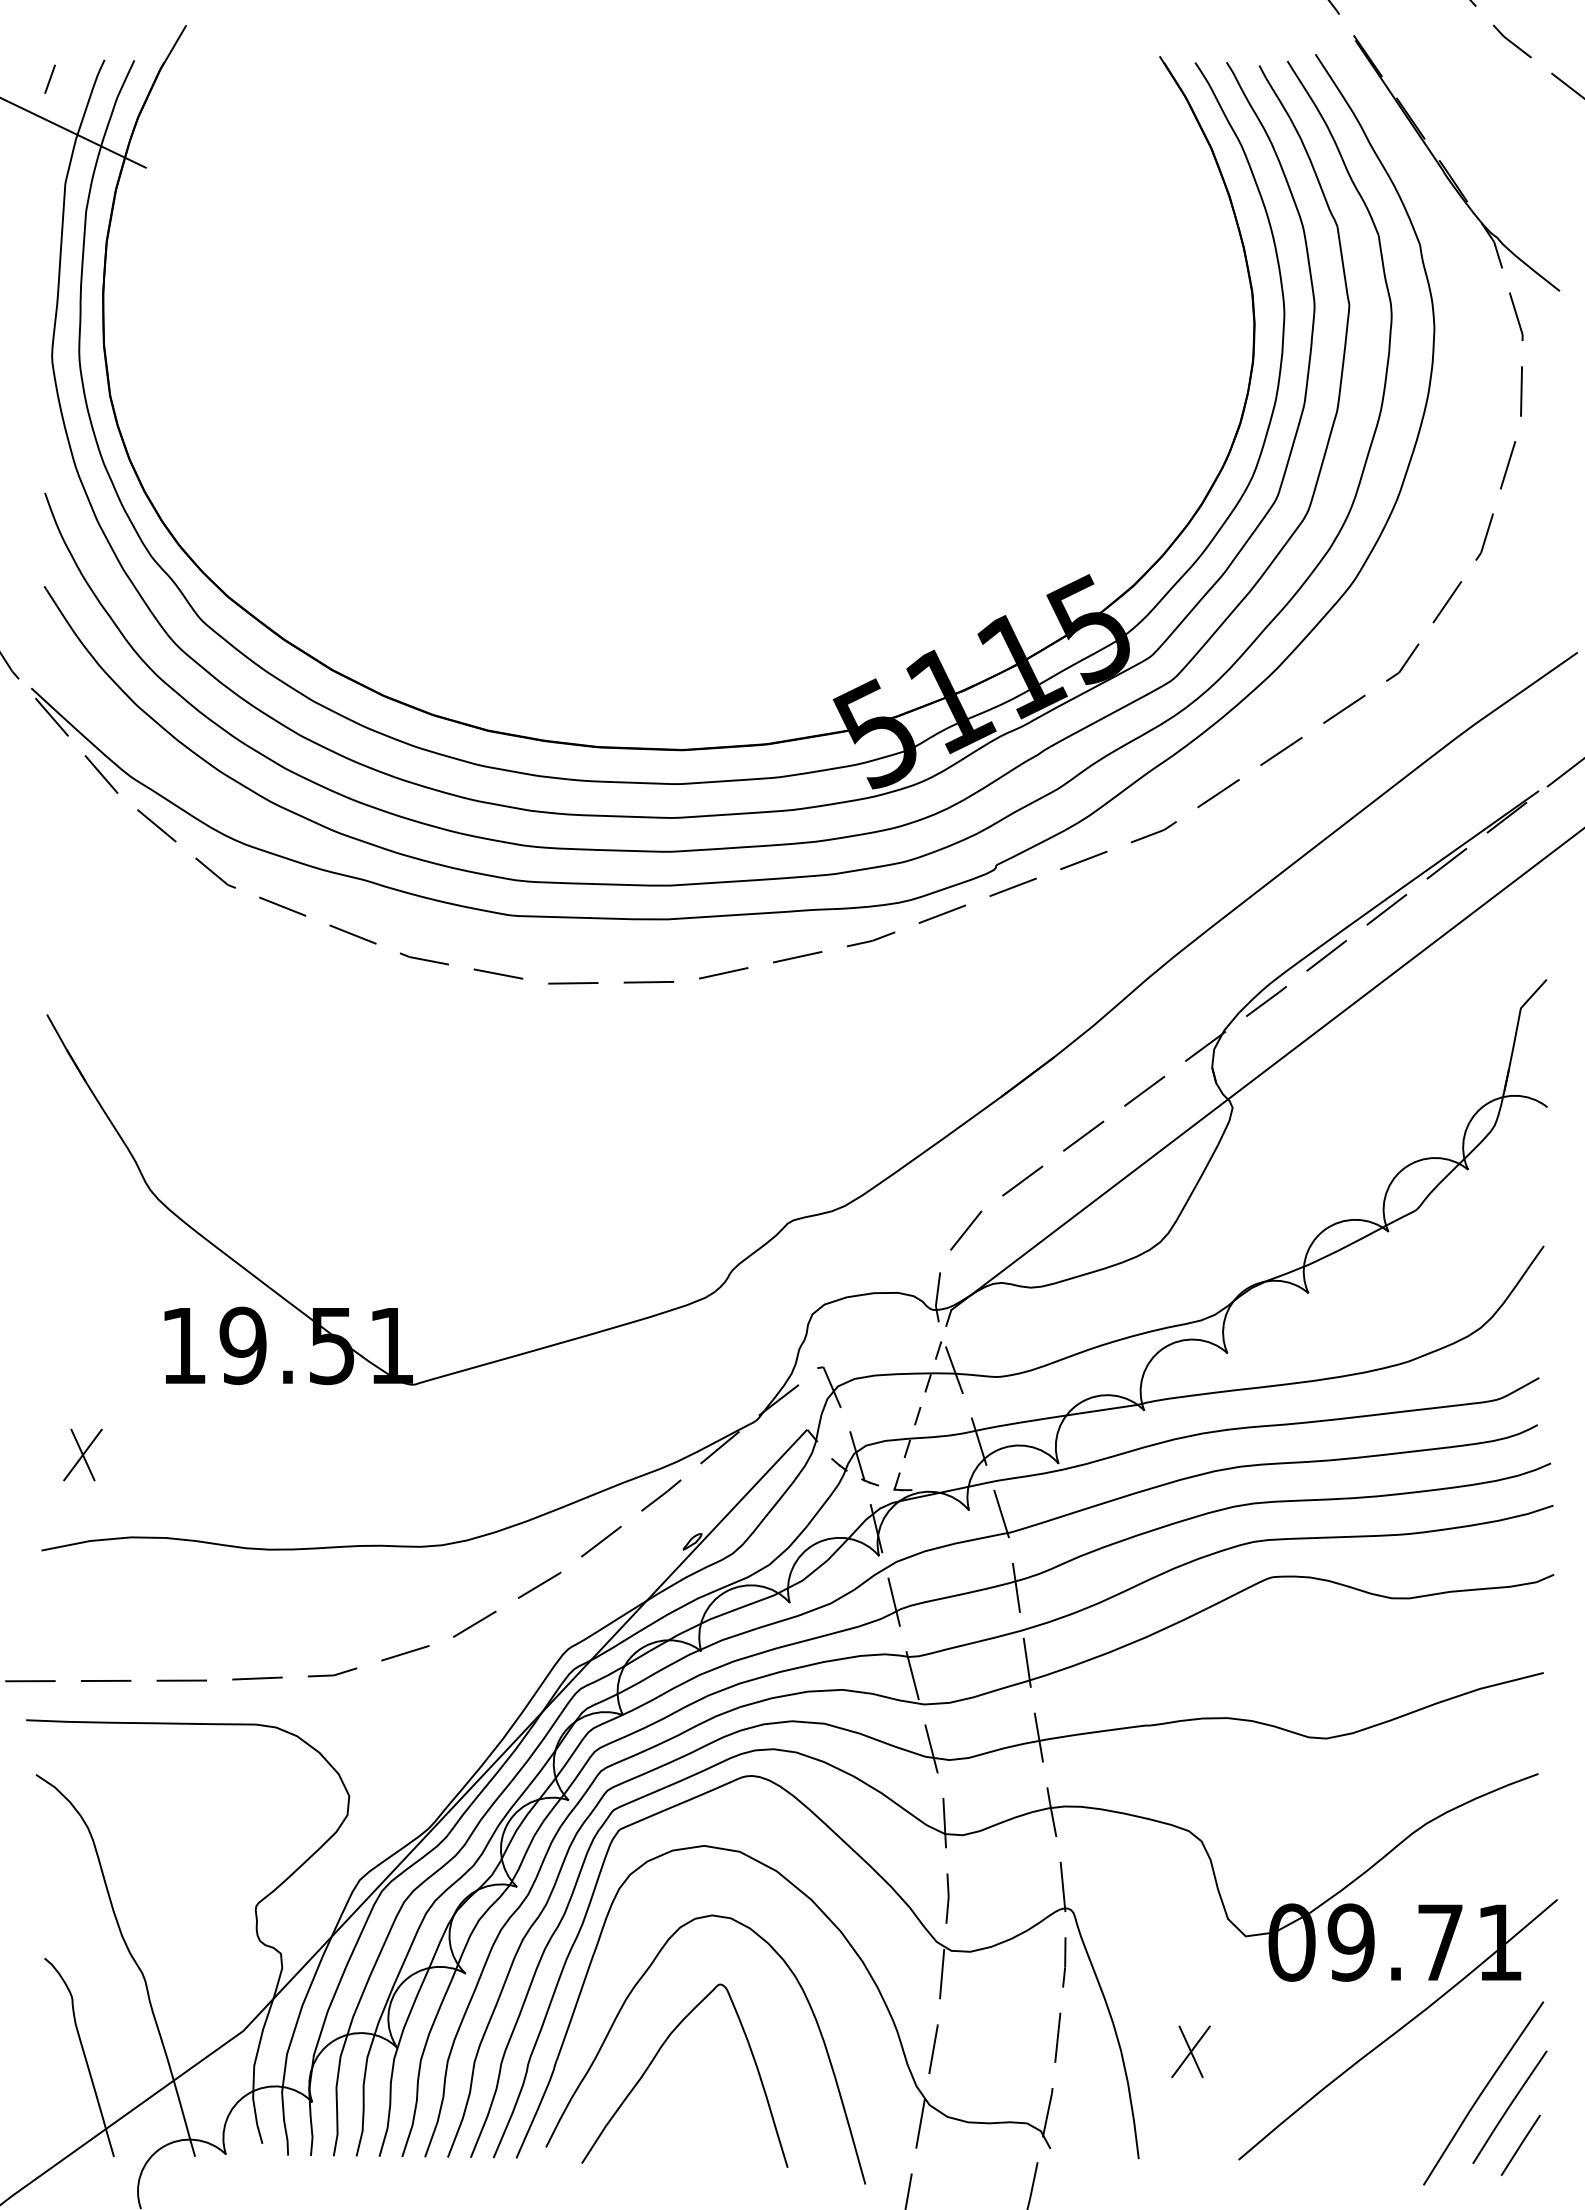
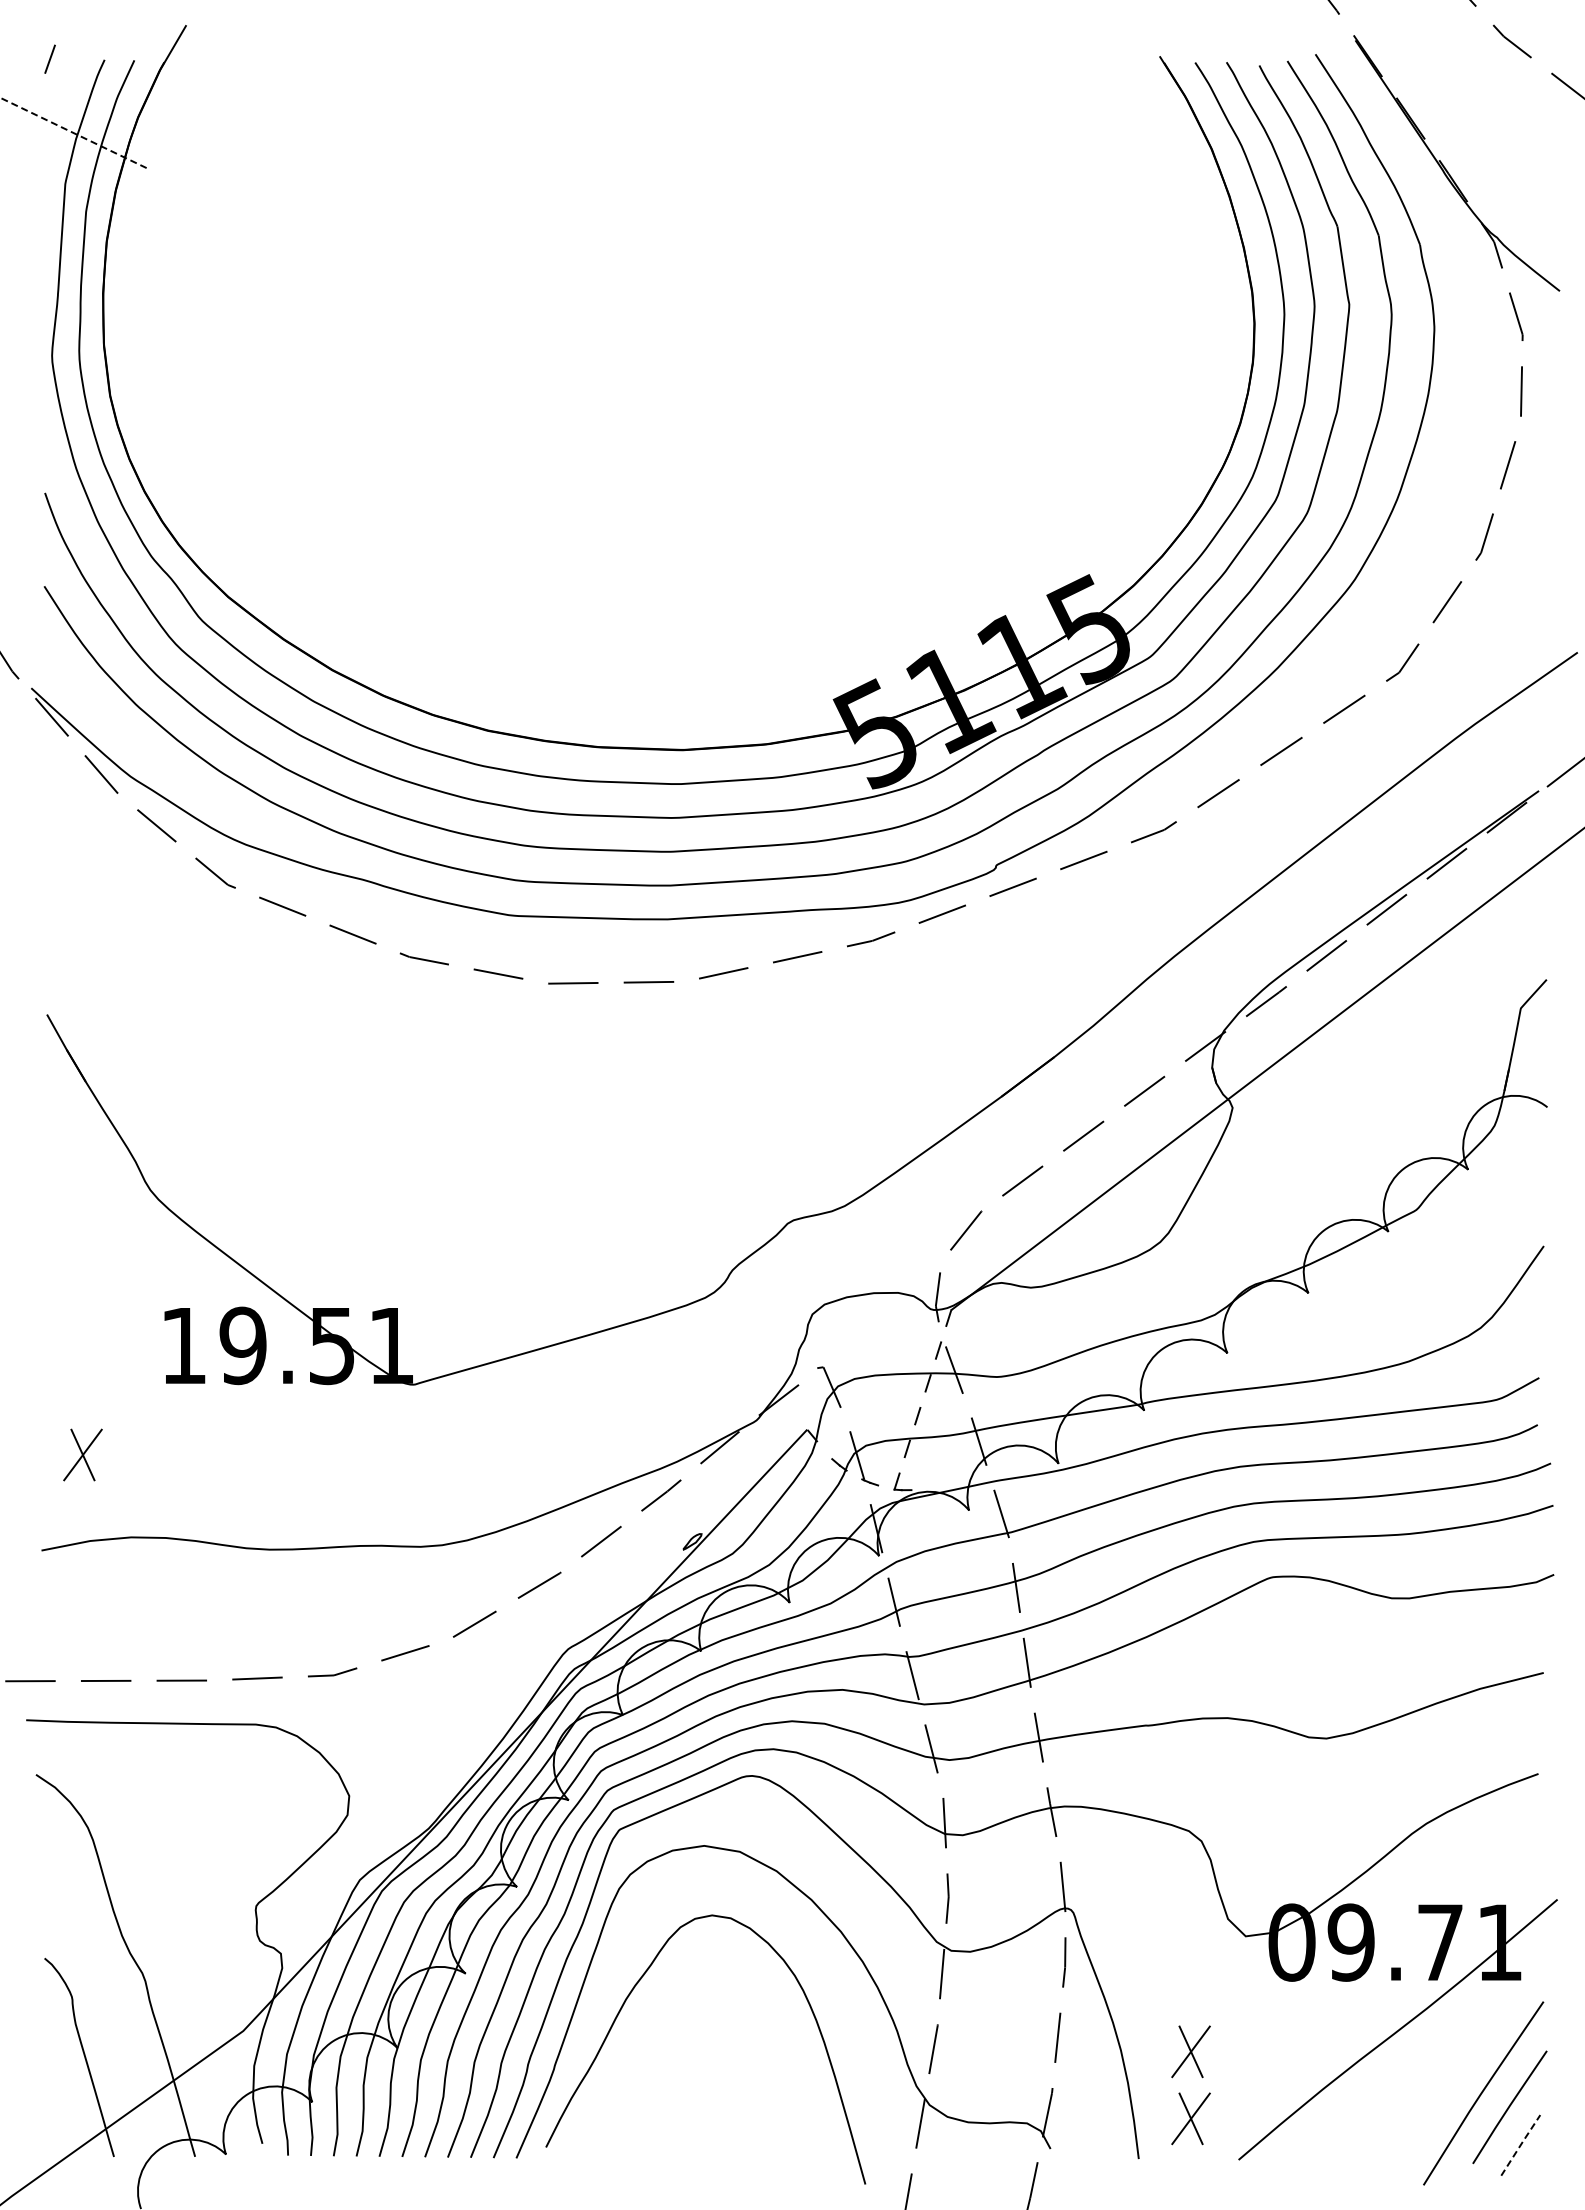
line position: (49, 78) -> (49, 58) (49, 58)
line: solid -> dashed (72, 132)
curve: present -> none (656, 2056)
part: none -> present (1190, 2118)
line: solid -> dashed (1520, 2145)
